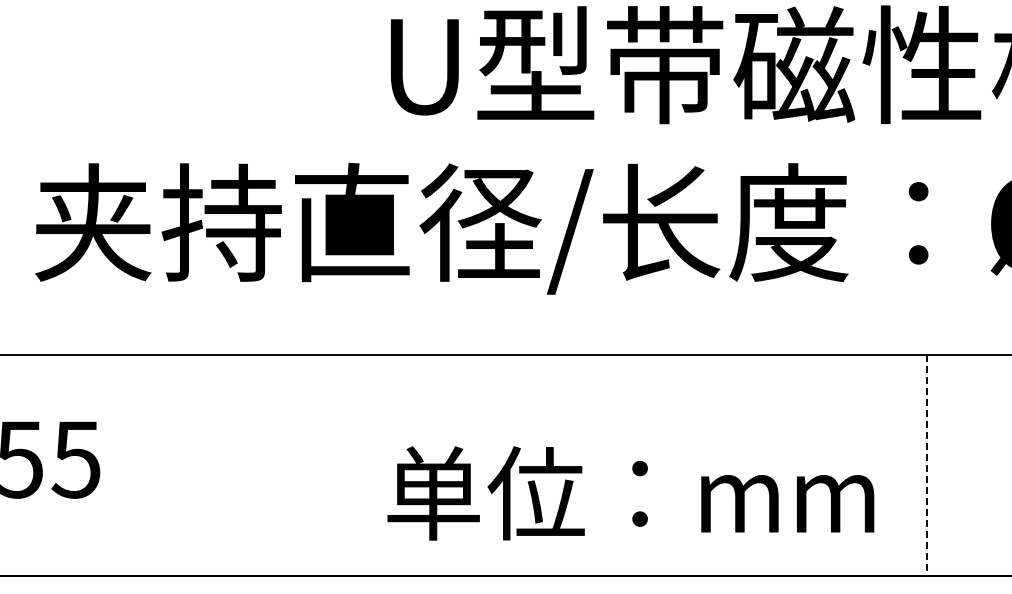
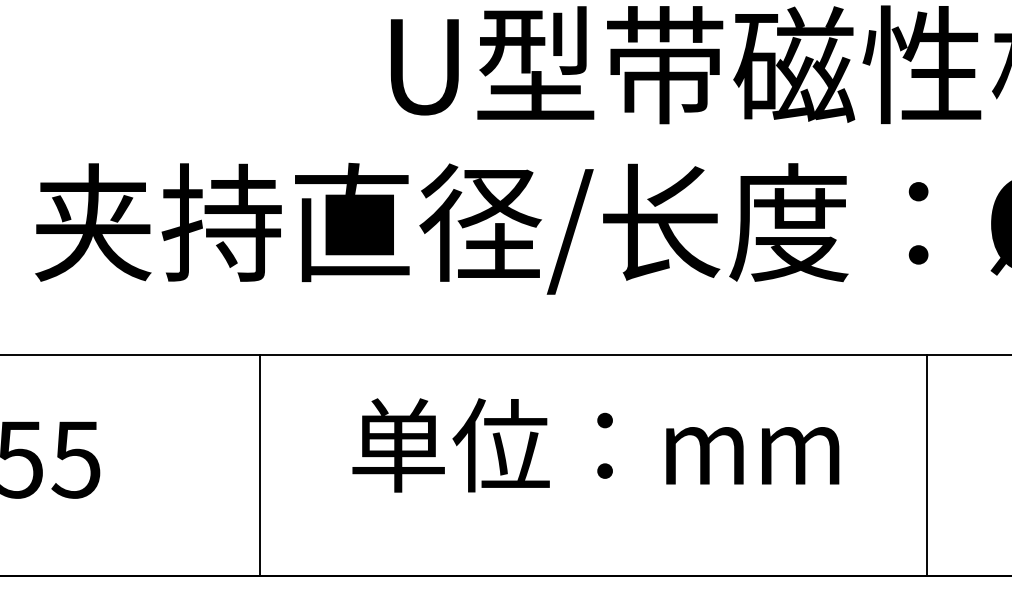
line: none -> present (259, 465)
line: dashed -> solid (927, 465)
text position: (630, 493) -> (595, 445) (595, 445)
